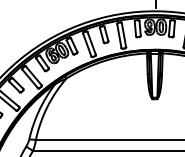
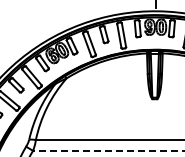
line: solid -> dashed (108, 150)
